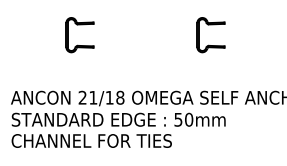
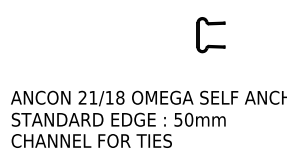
part: present -> none (77, 44)
